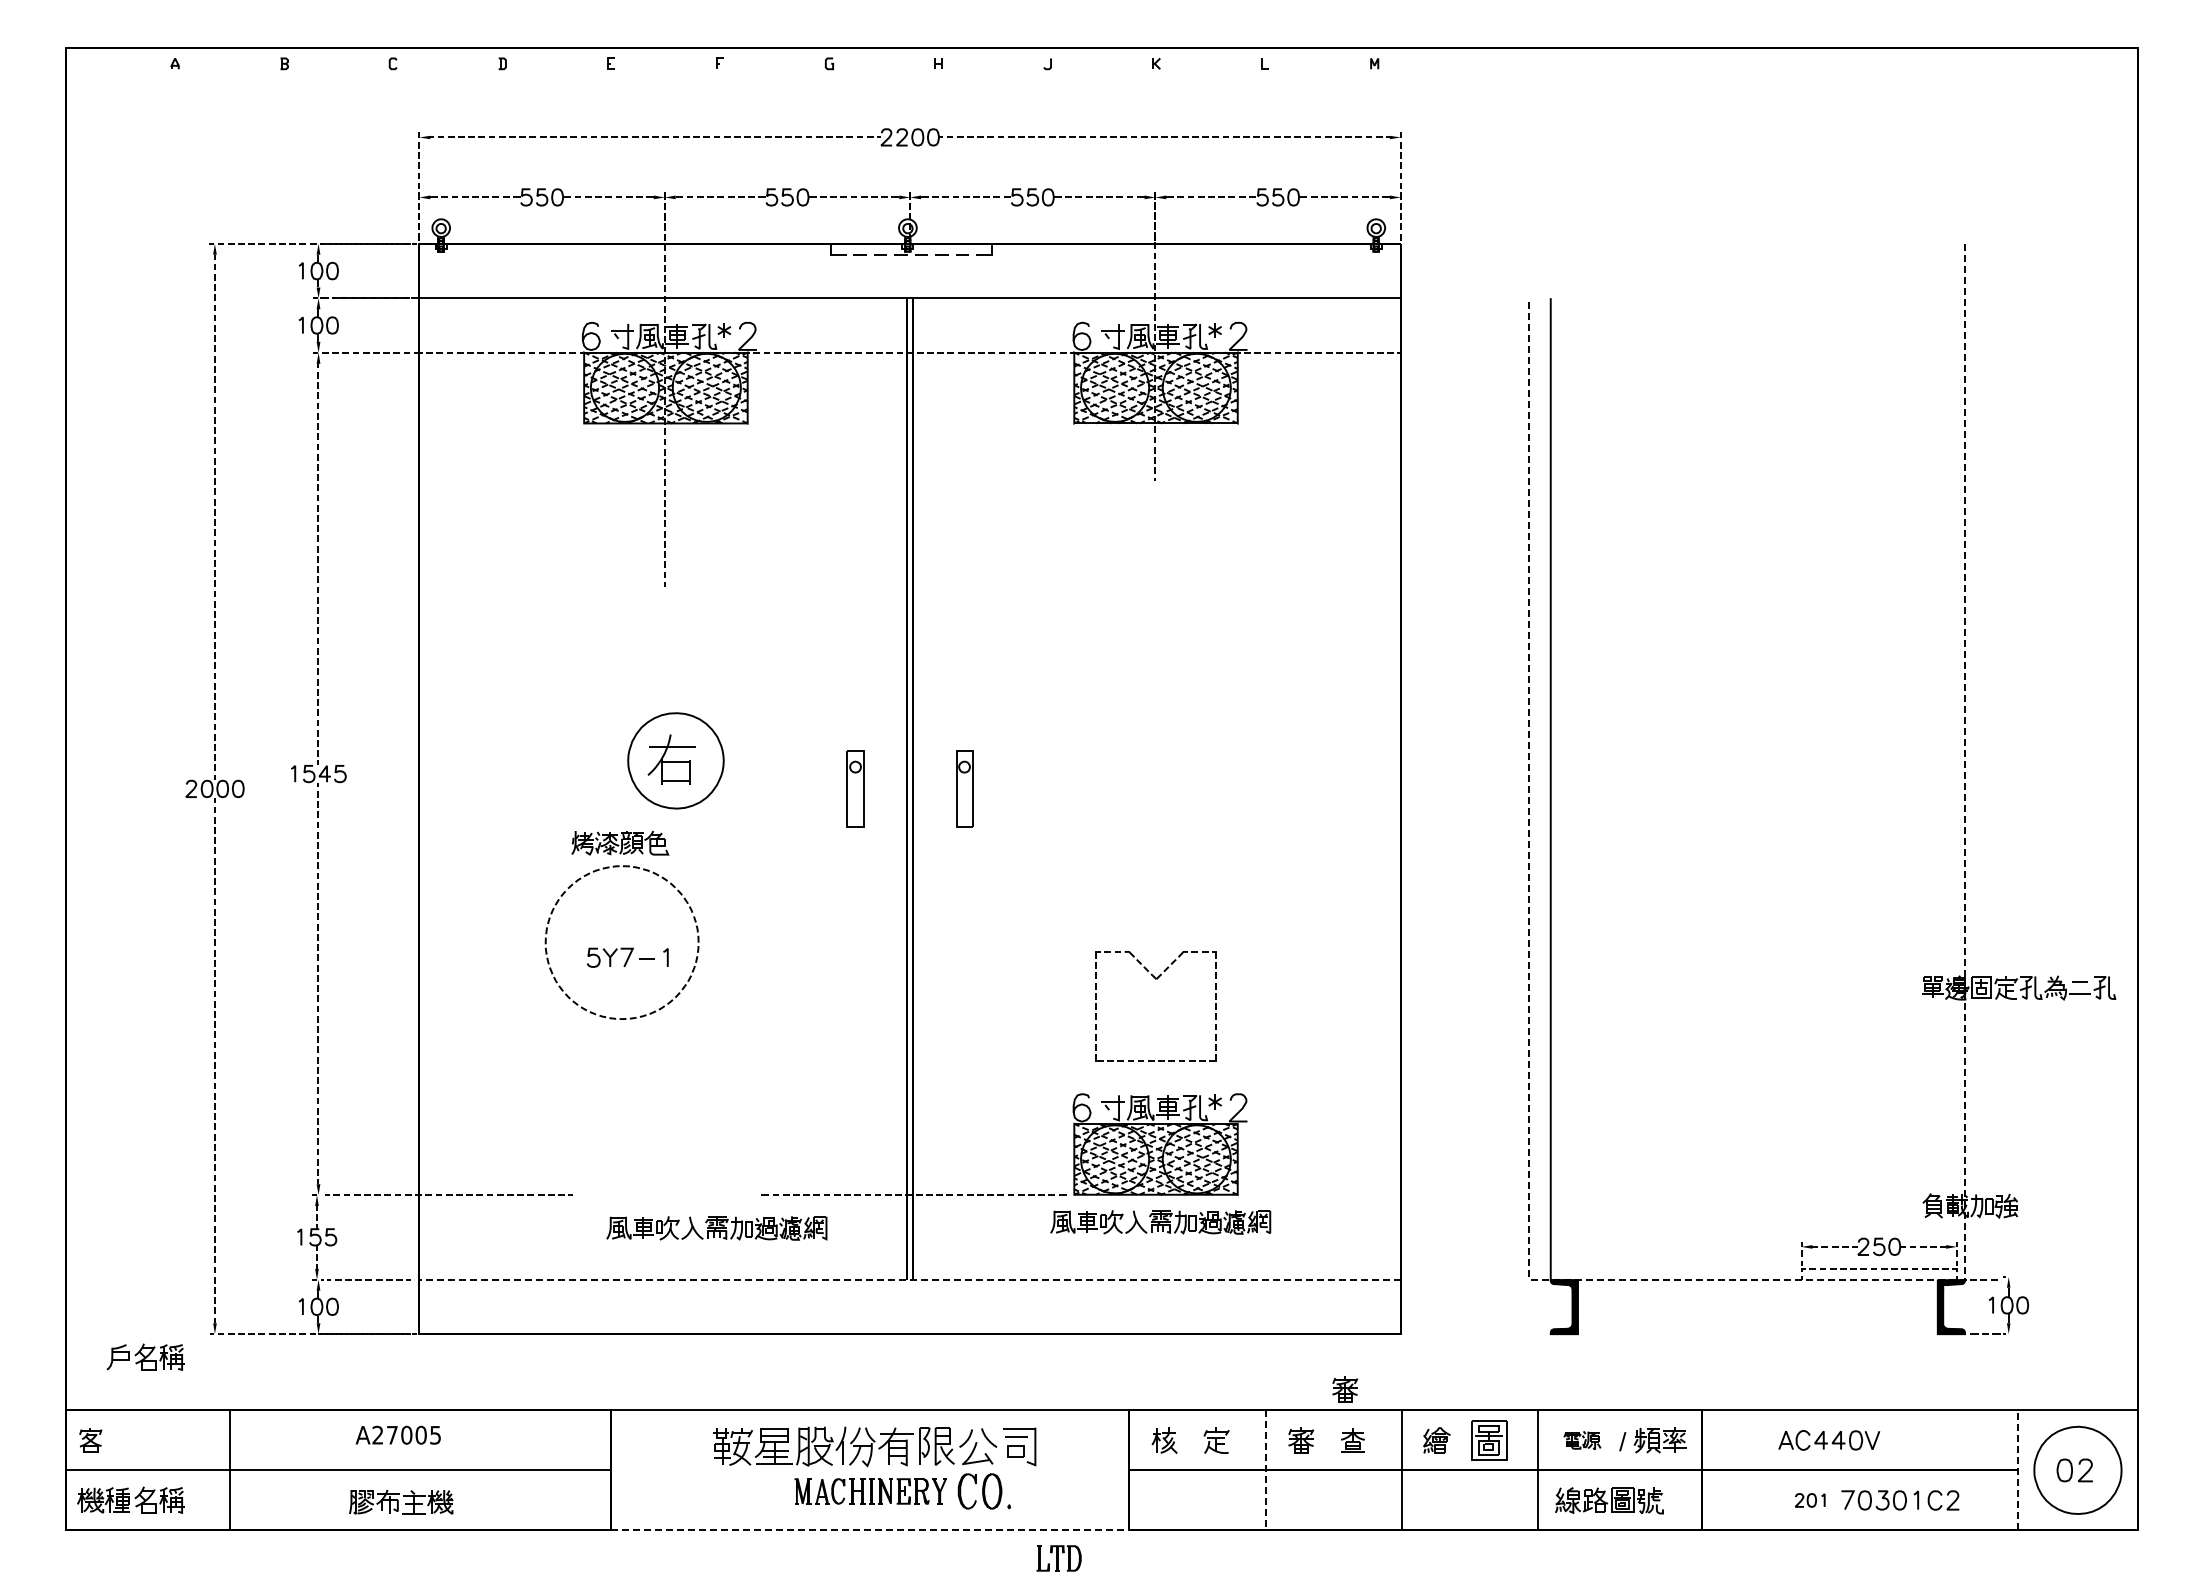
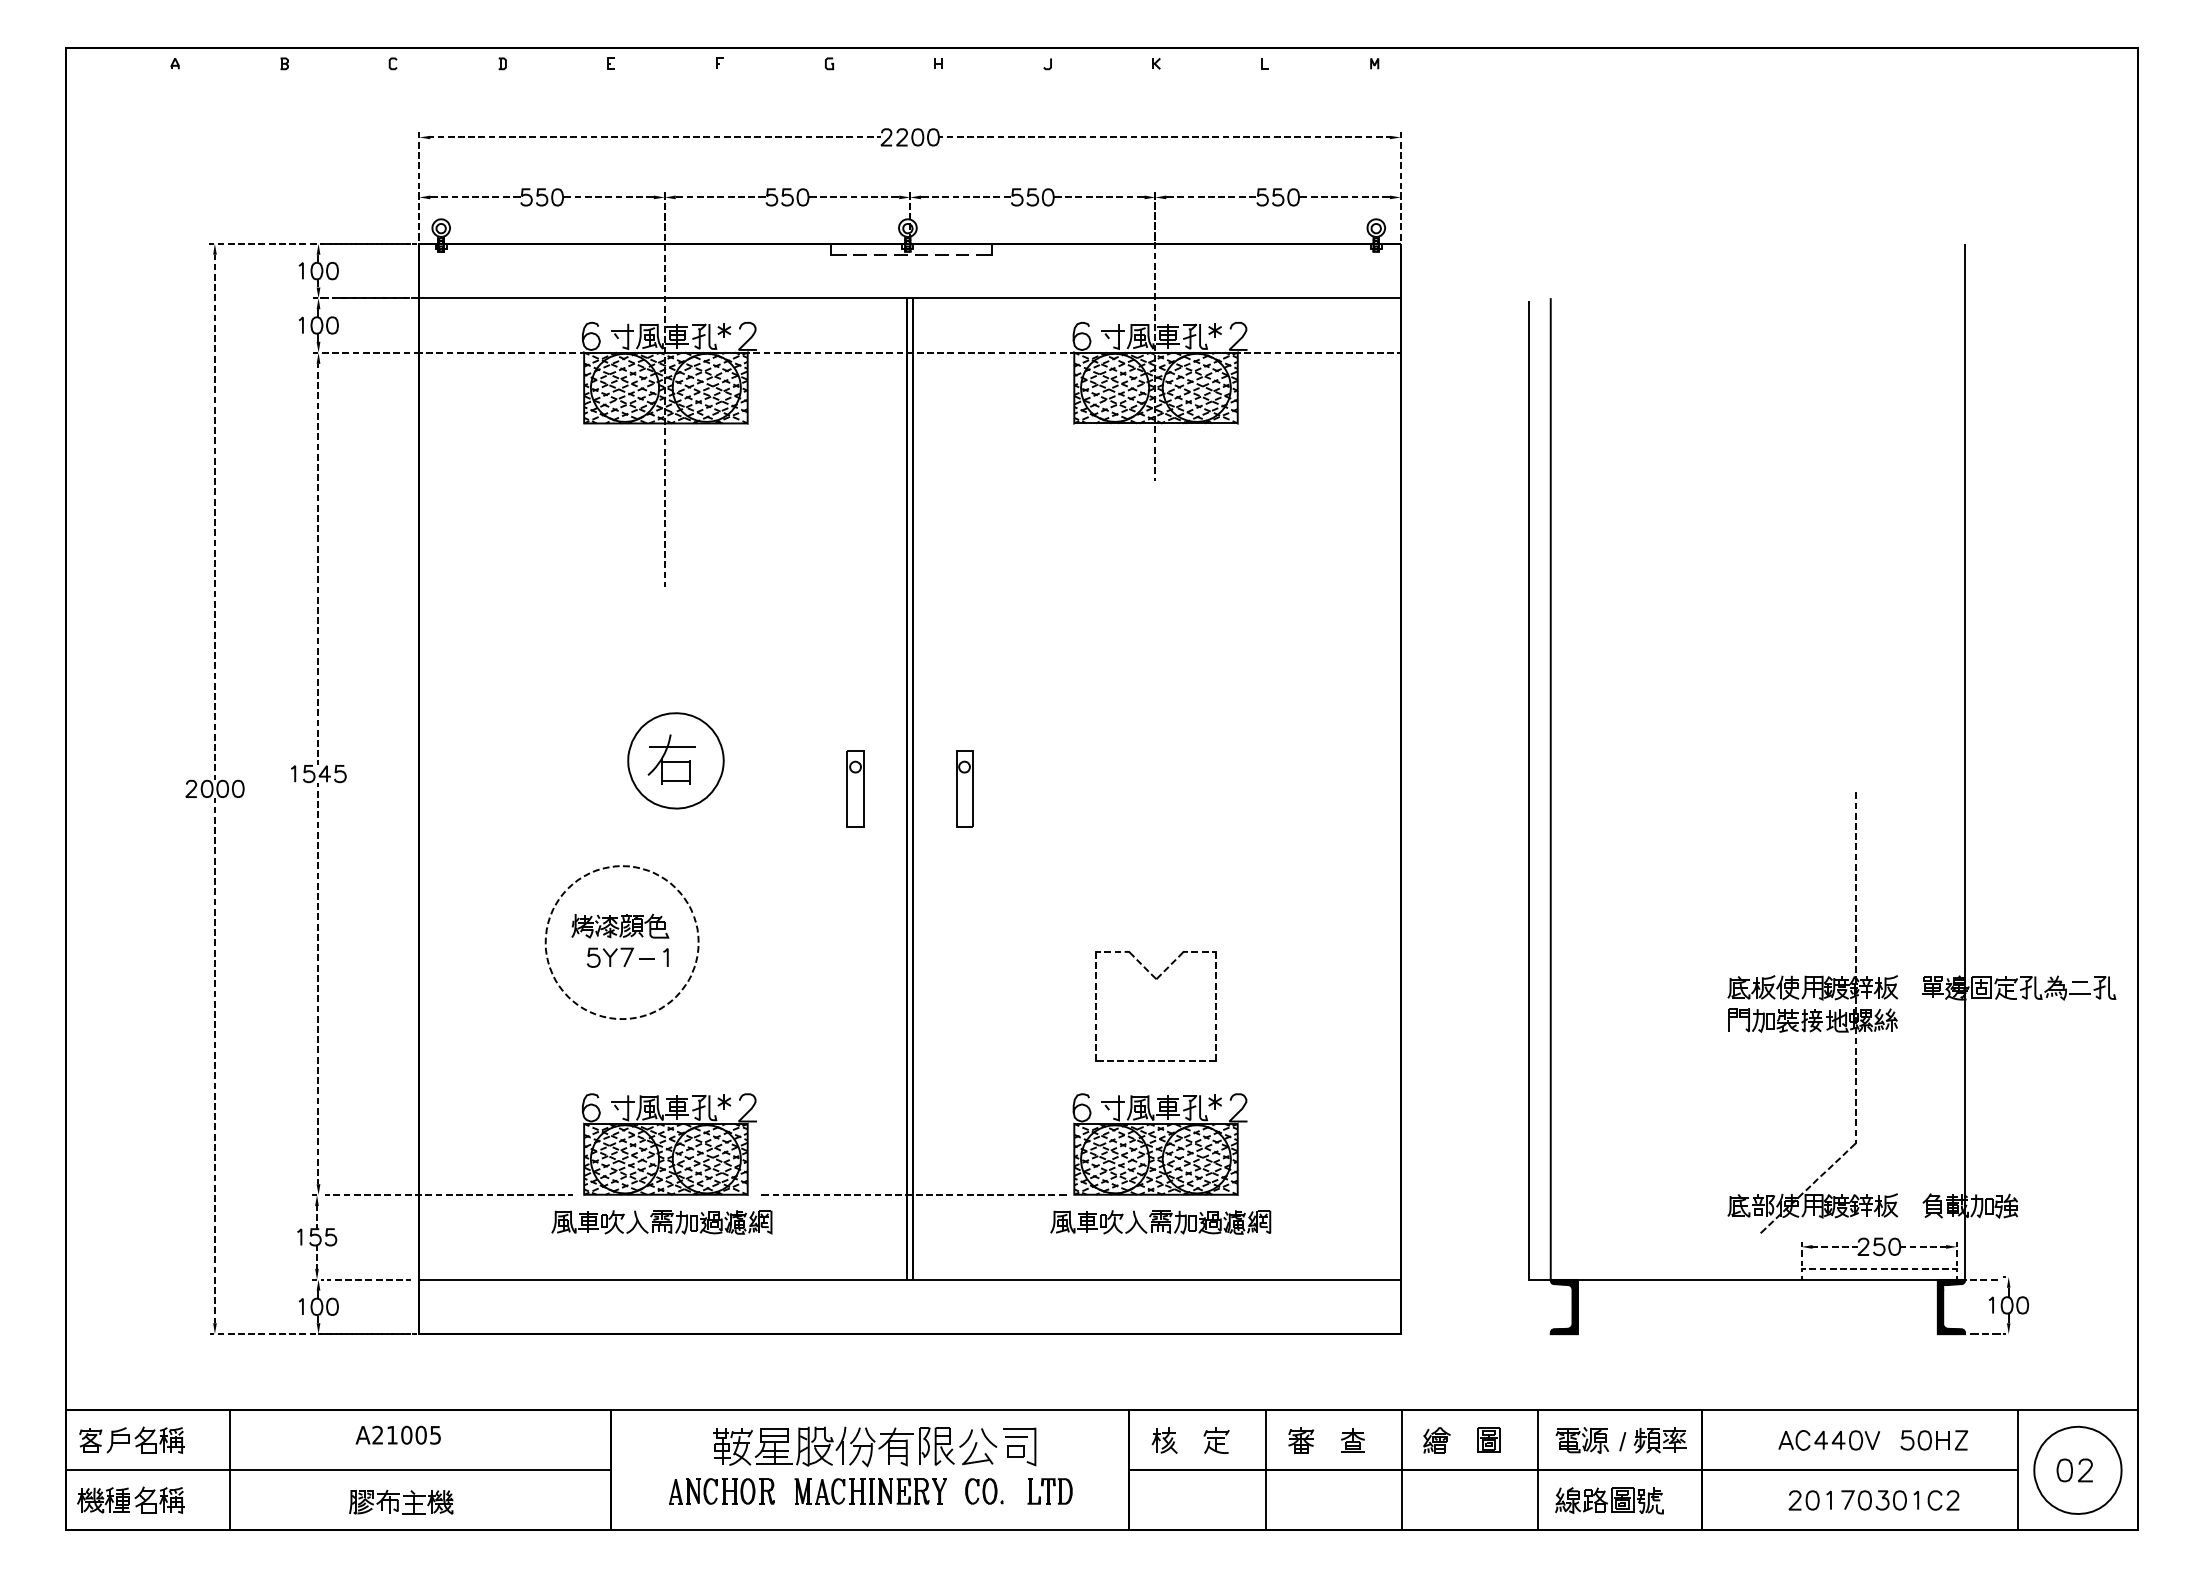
part position: (620, 842) -> (620, 925) (620, 925)
part: none -> present (1812, 1012)
part: none -> present (669, 1144)
part position: (716, 1228) -> (661, 1222) (661, 1222)
line: dashed -> solid (910, 1279)
line: dashed -> solid (1775, 1279)
part position: (145, 1356) -> (145, 1439) (145, 1439)
part: present -> none (1345, 1389)
text: A27005 -> A21005 (392, 1435)
part size: 37x41 px -> 24x26 px (1488, 1439)
part size: 39x20 px -> 55x27 px (1582, 1440)
part: none -> present (1934, 1440)
line: dashed -> solid (2018, 1469)
line: dashed -> solid (1265, 1470)
part: none -> present (721, 1491)
part size: 54x37 px -> 39x27 px (984, 1491)
part size: 32x15 px -> 44x21 px (1809, 1500)
line: dashed -> solid (870, 1530)
part position: (1058, 1558) -> (1049, 1491) (1049, 1491)
